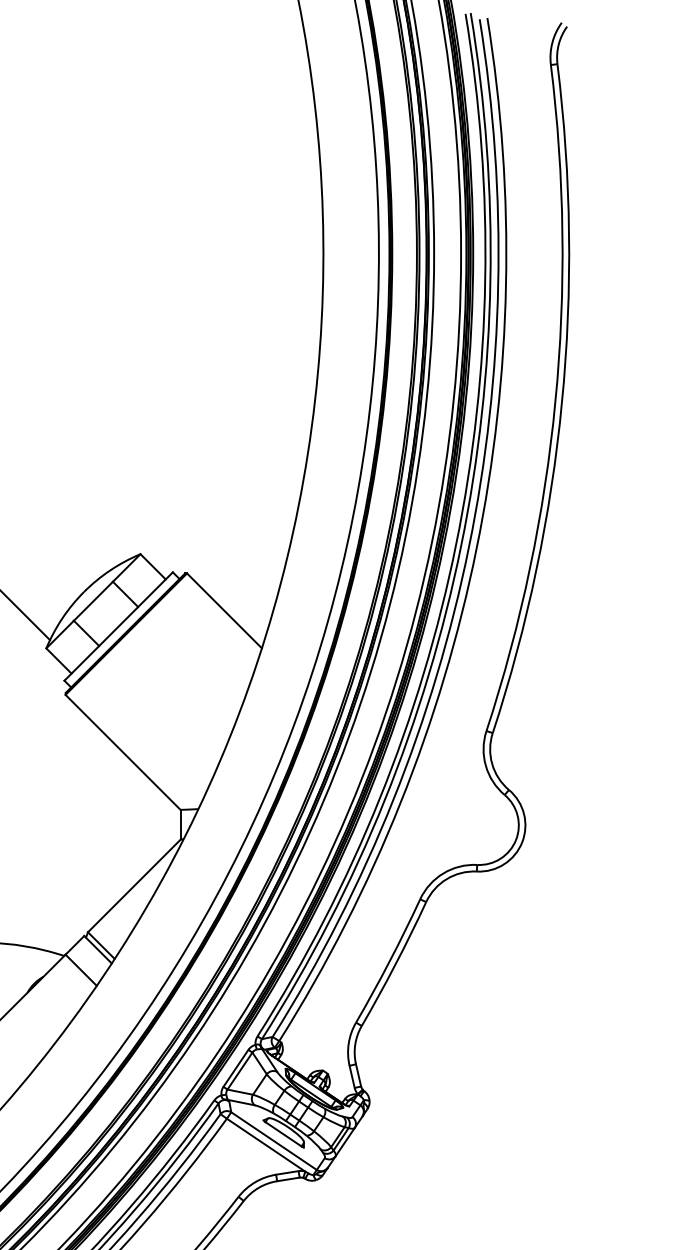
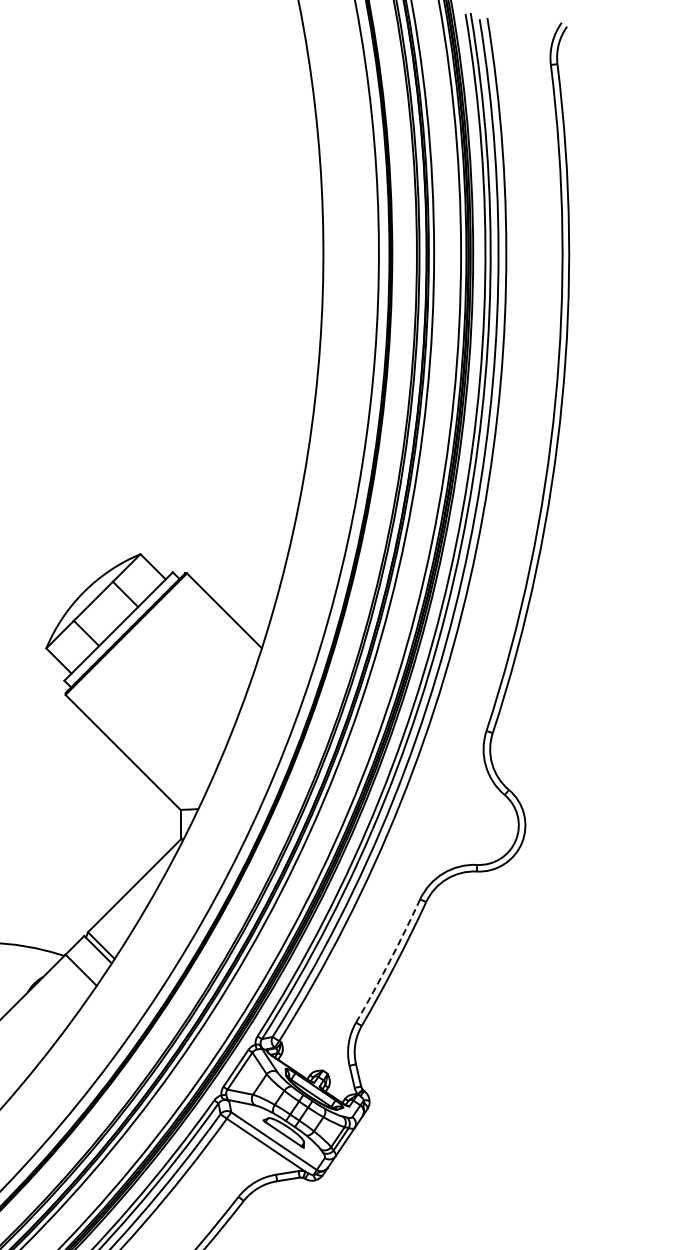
line: present -> none (26, 616)
arc: solid -> dashed (389, 961)
